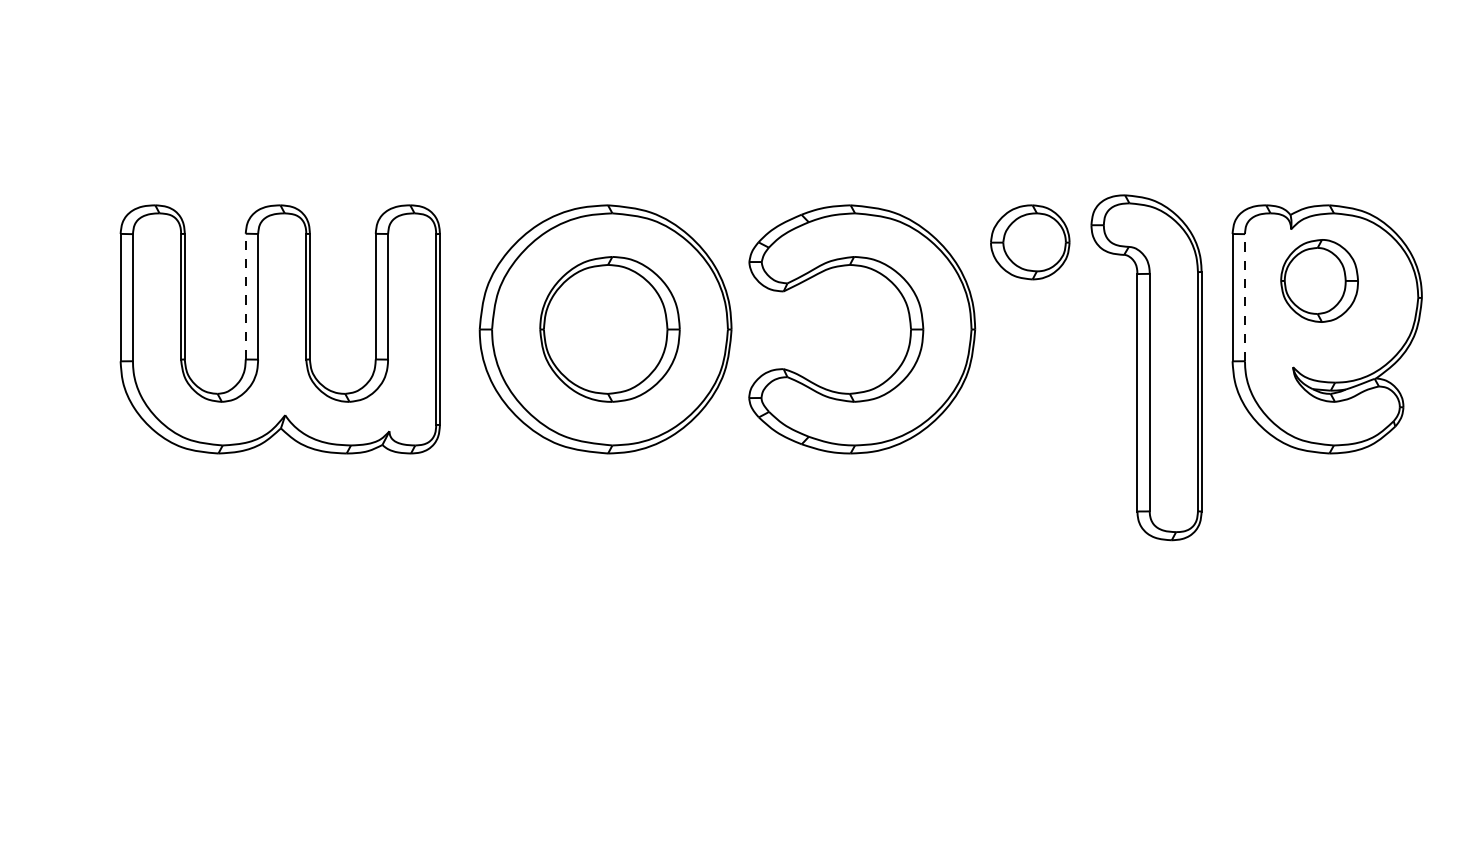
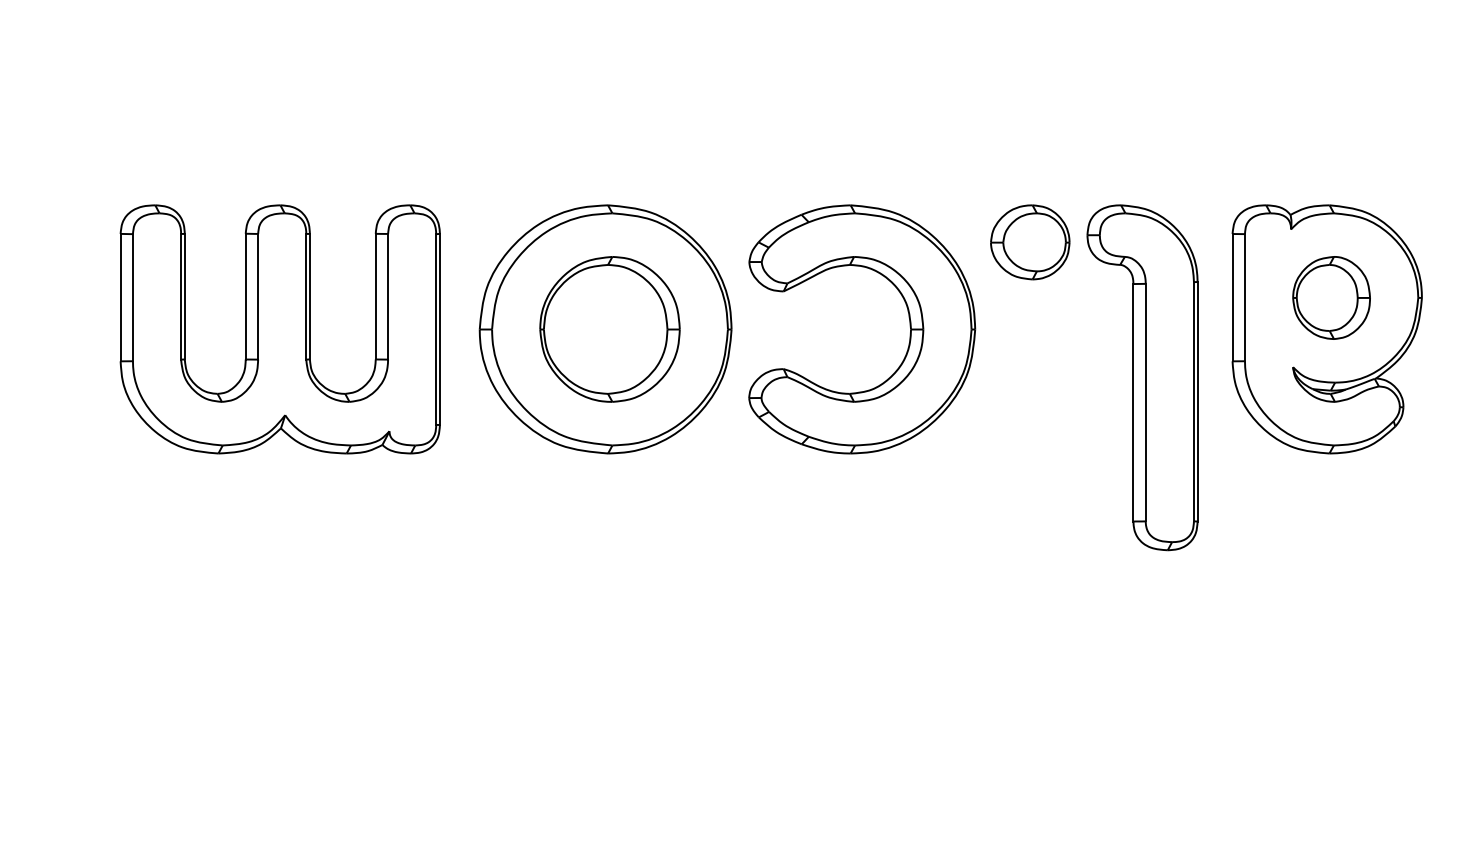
part position: (1319, 280) -> (1331, 297) (1331, 297)
line: dashed -> solid (245, 296)
line: dashed -> solid (1244, 297)
part position: (1146, 367) -> (1142, 377) (1142, 377)
